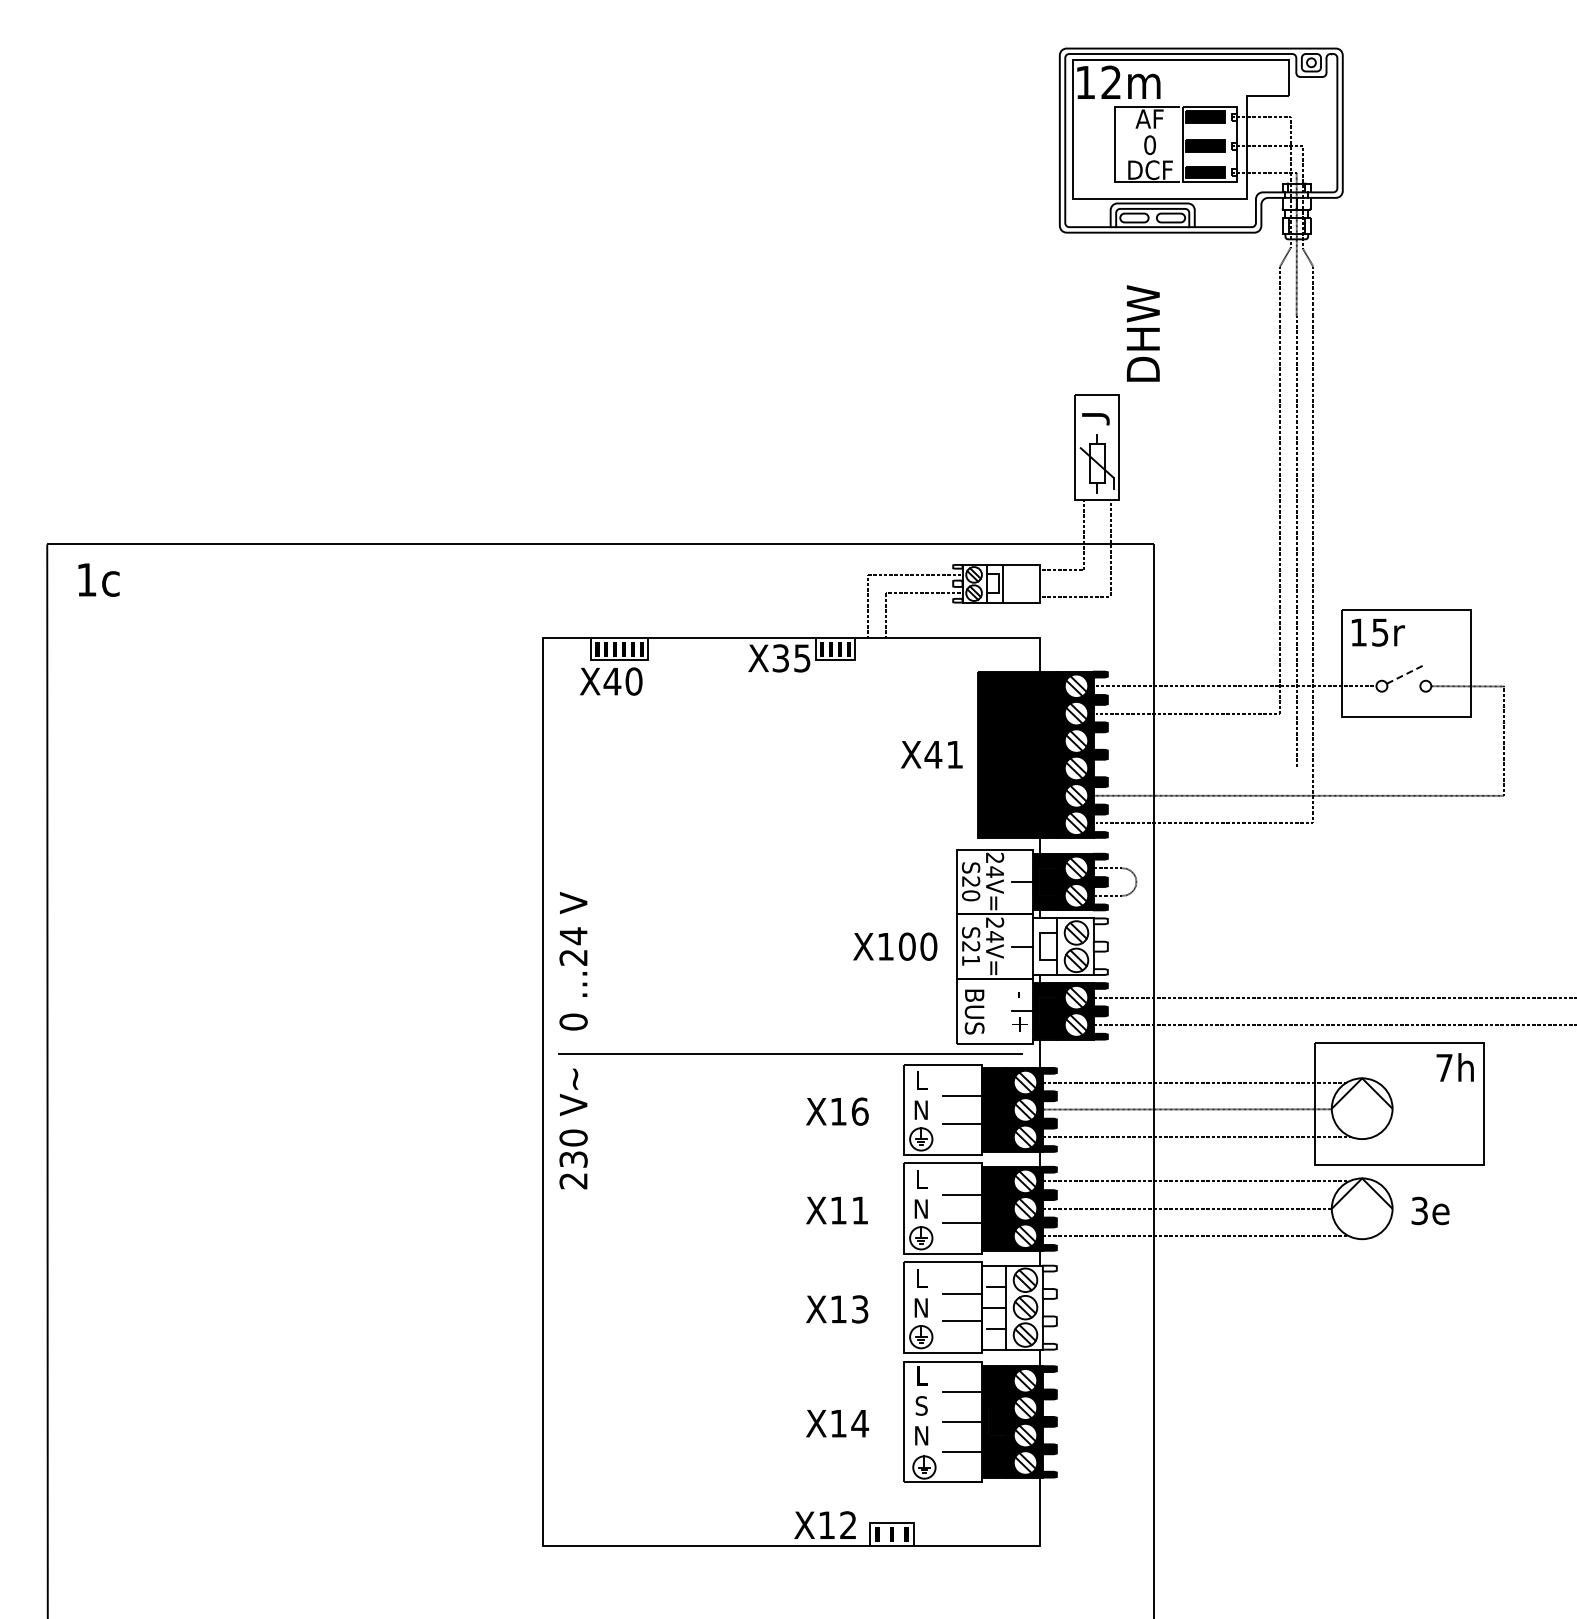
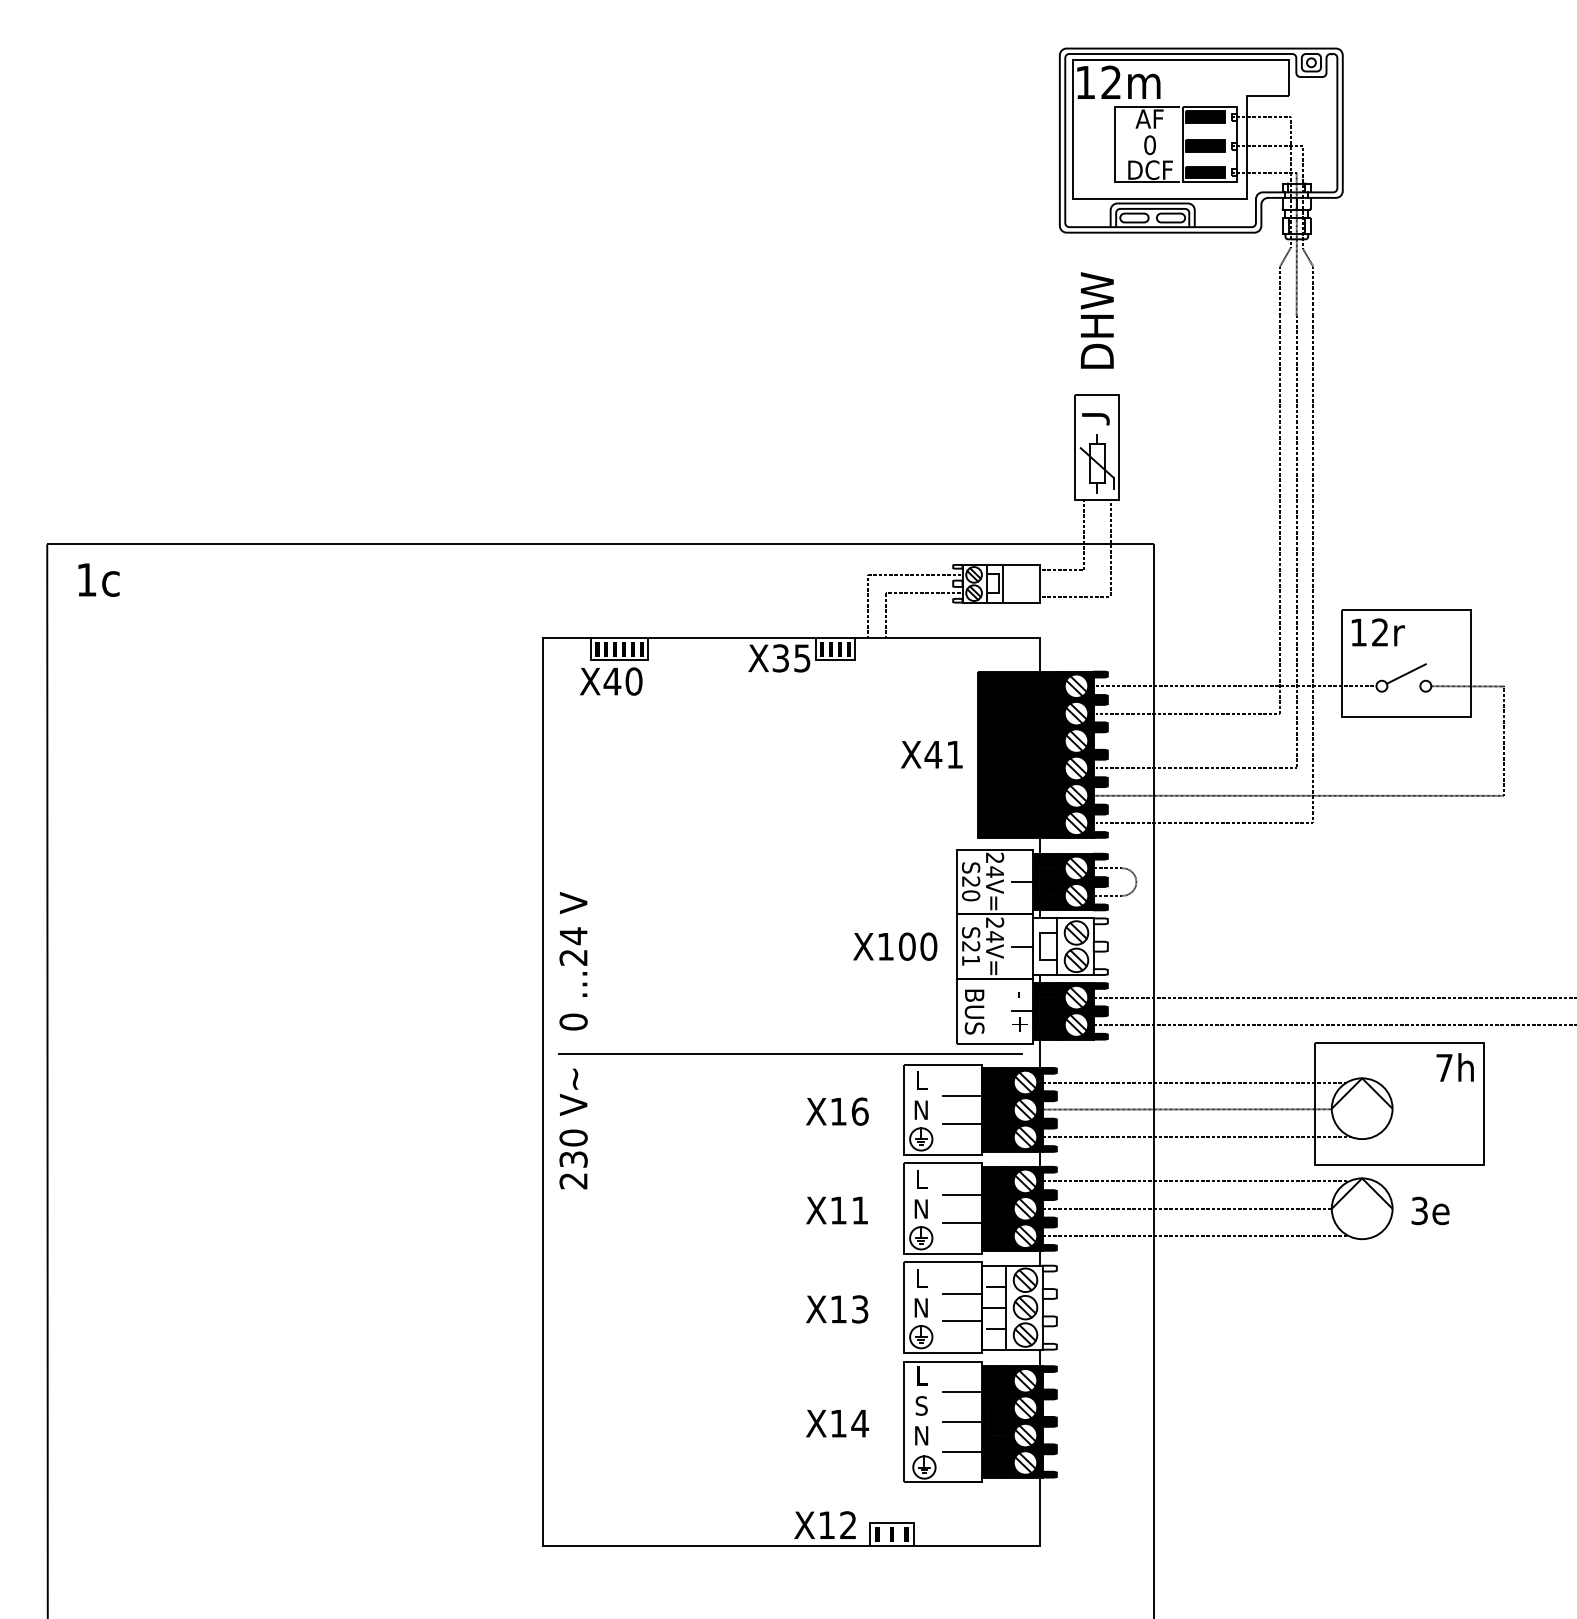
text position: (1143, 333) -> (1097, 320) (1097, 320)
text: 15r -> 12r (1380, 632)
line: dashed -> solid (1406, 674)
line: none -> present (1196, 768)
